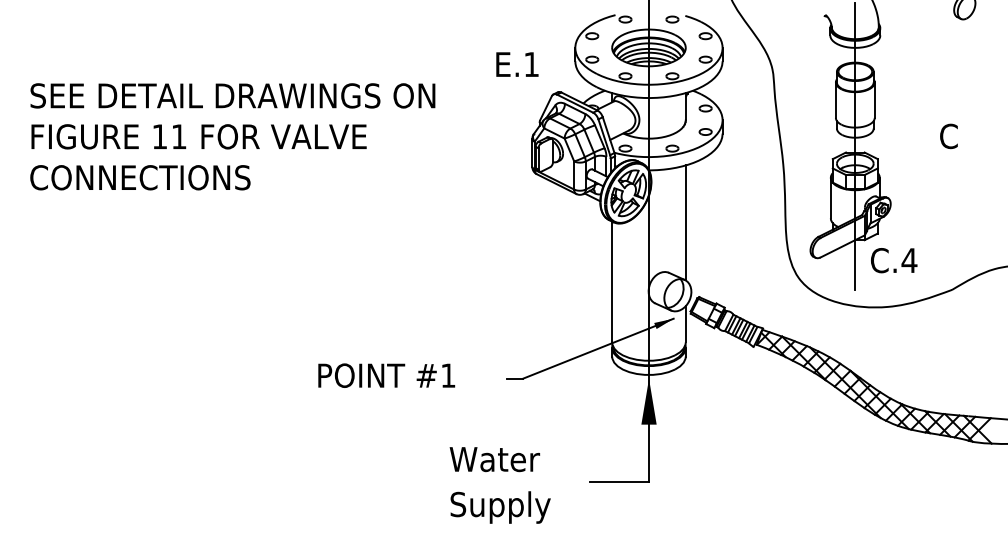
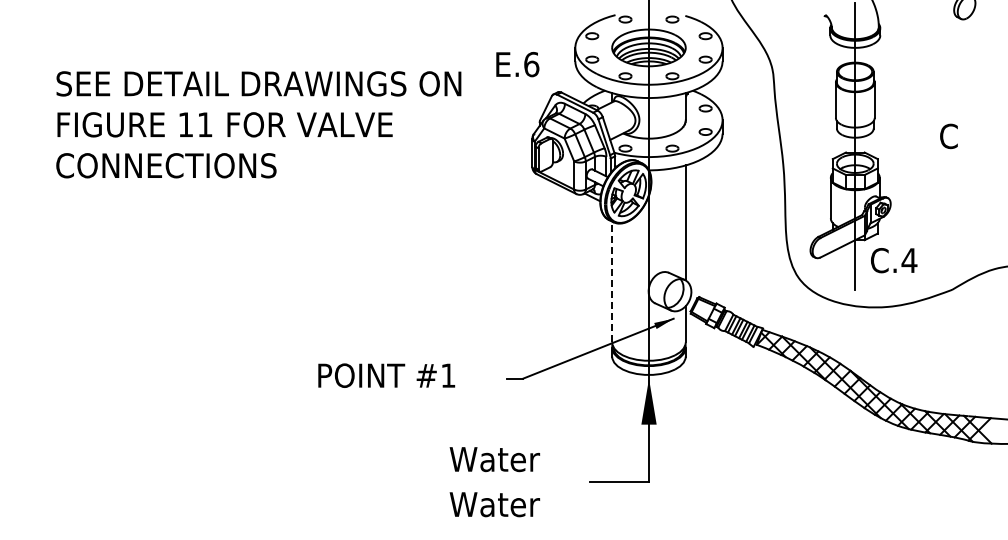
text: E.1 -> E.6 (531, 64)
text position: (232, 136) -> (258, 124) (258, 124)
line: solid -> dashed (612, 281)
text: Supply -> Water (499, 507)
